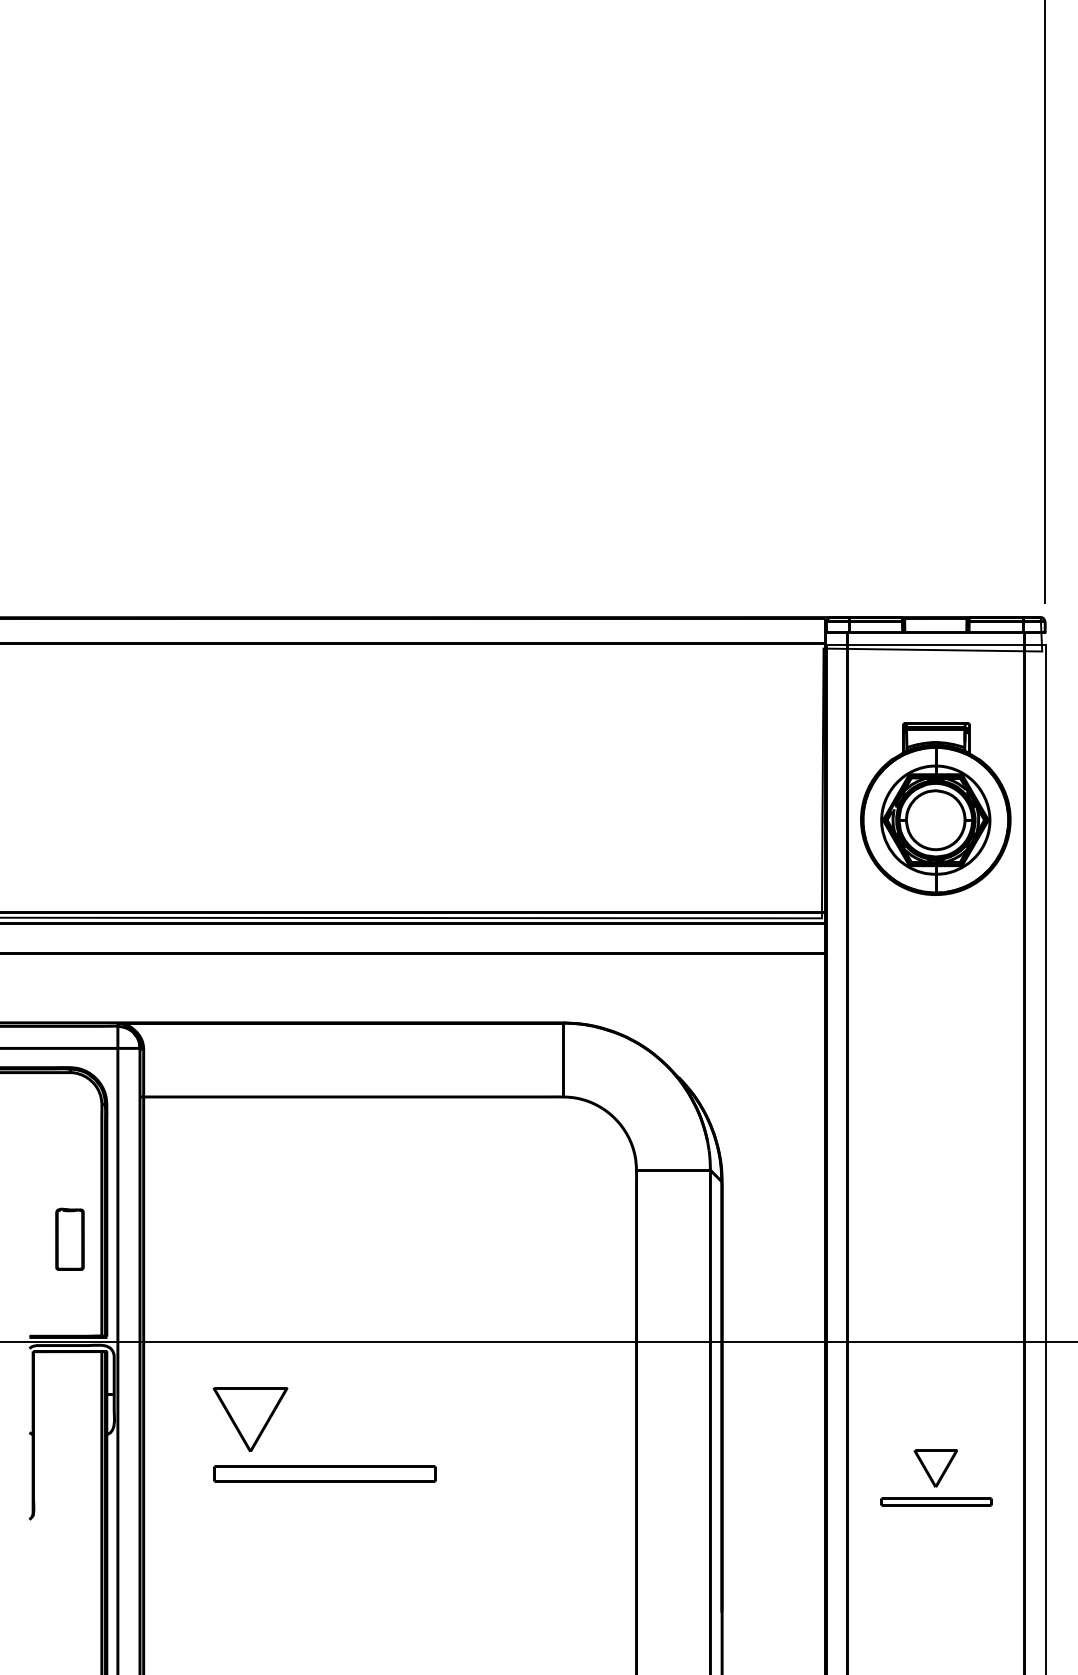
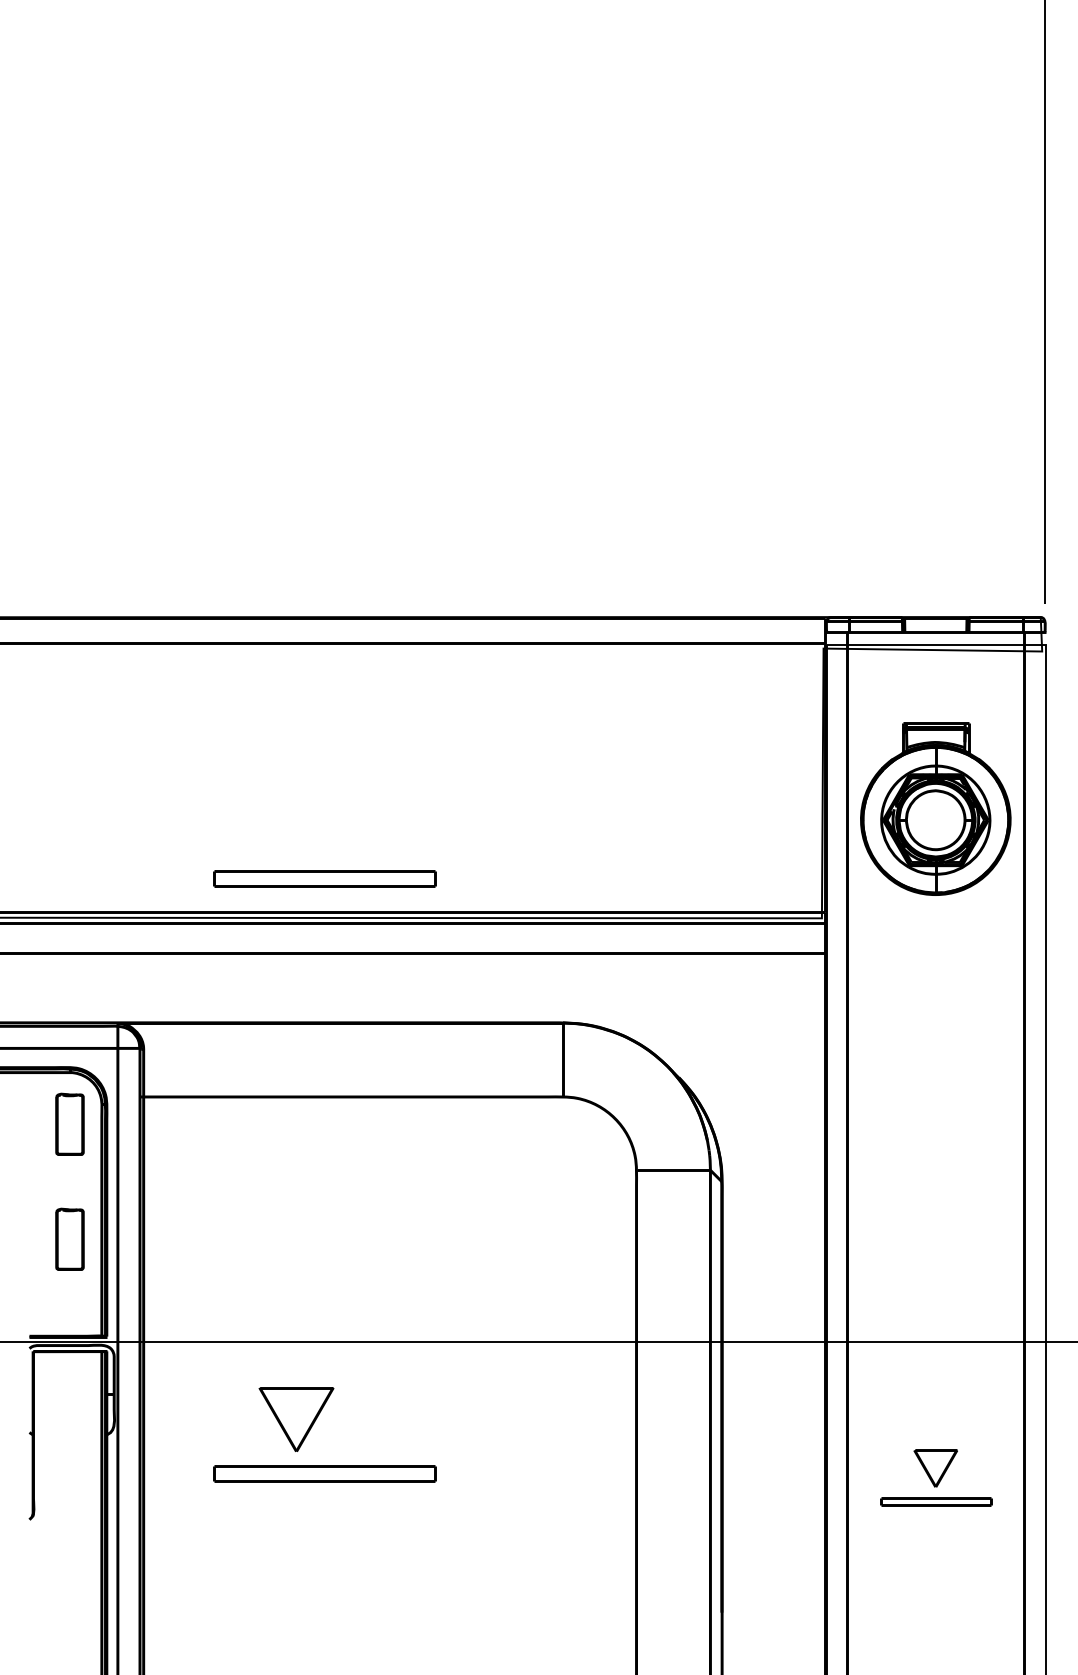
part: none -> present (324, 878)
part: none -> present (69, 1123)
part position: (250, 1419) -> (296, 1419) (296, 1419)
